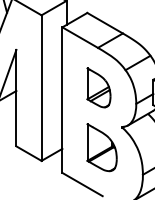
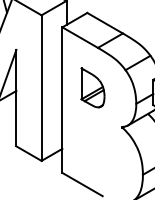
part position: (98, 87) -> (92, 87) (92, 87)
part: present -> none (101, 147)
